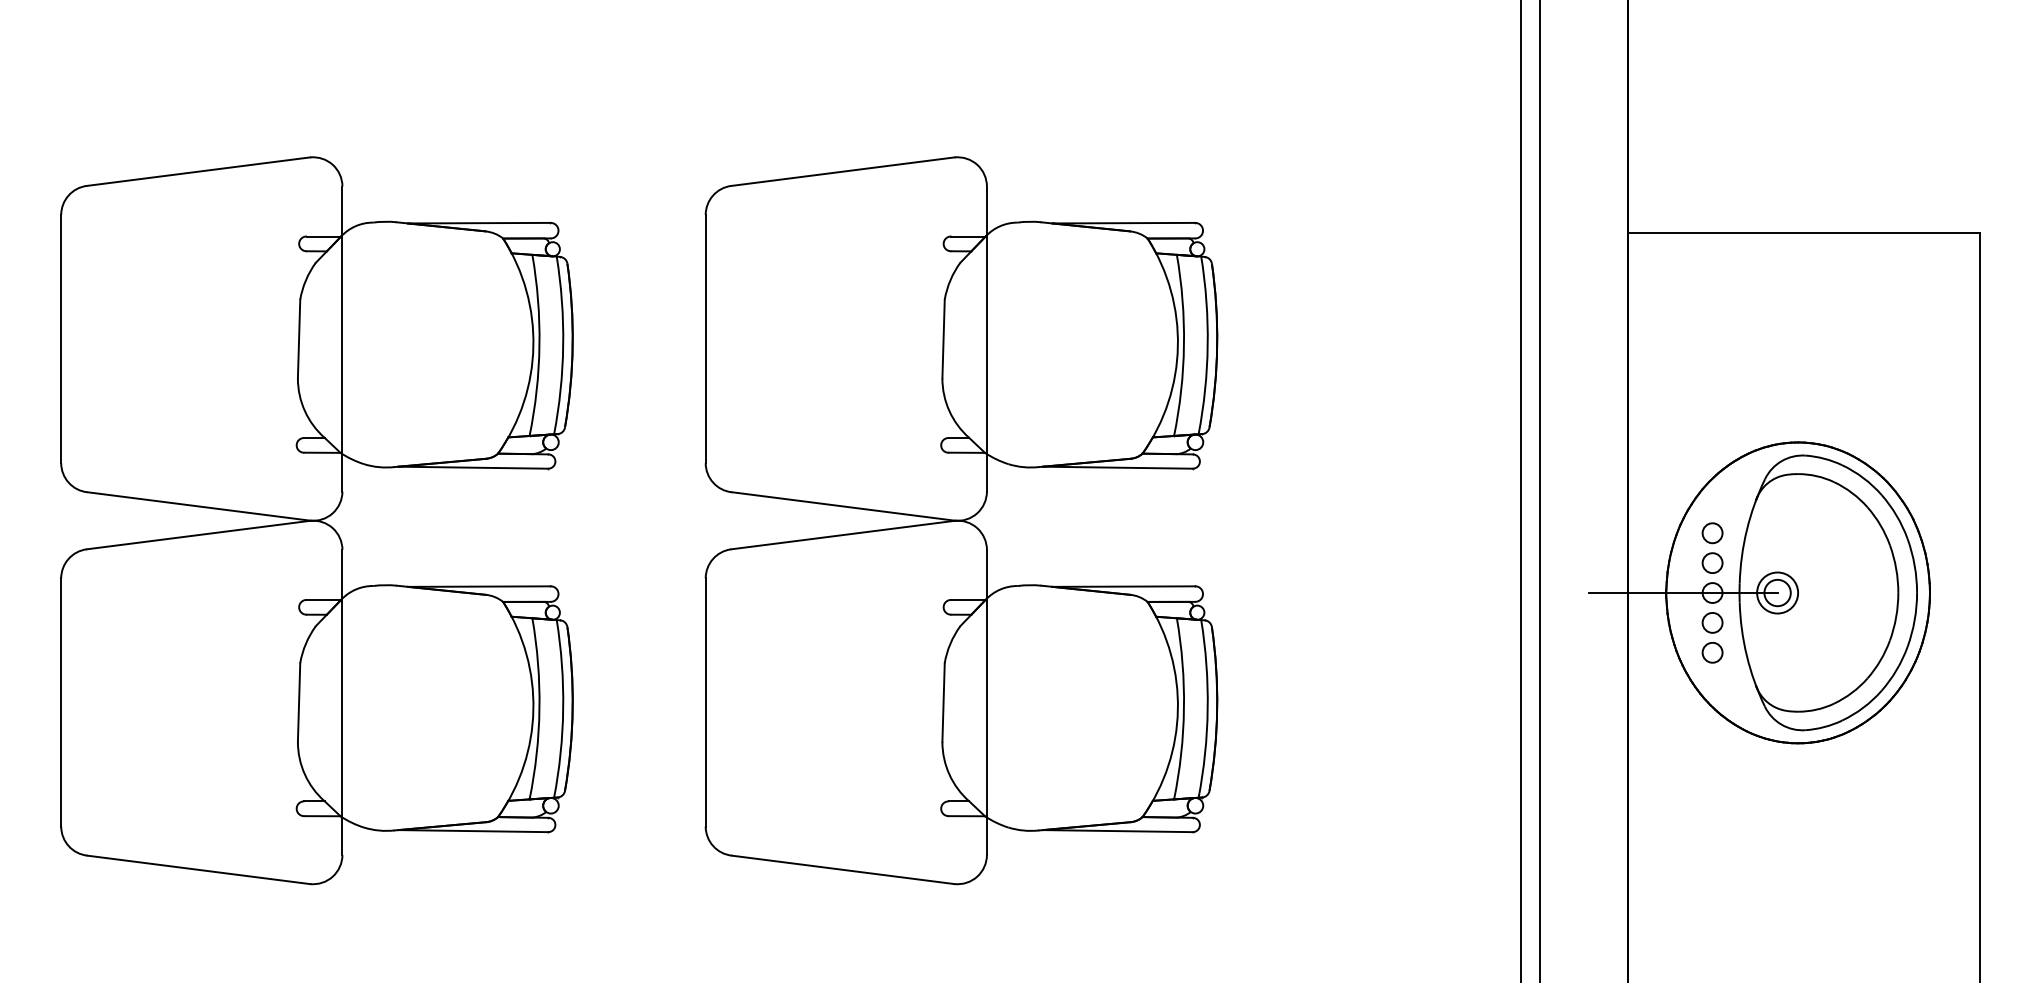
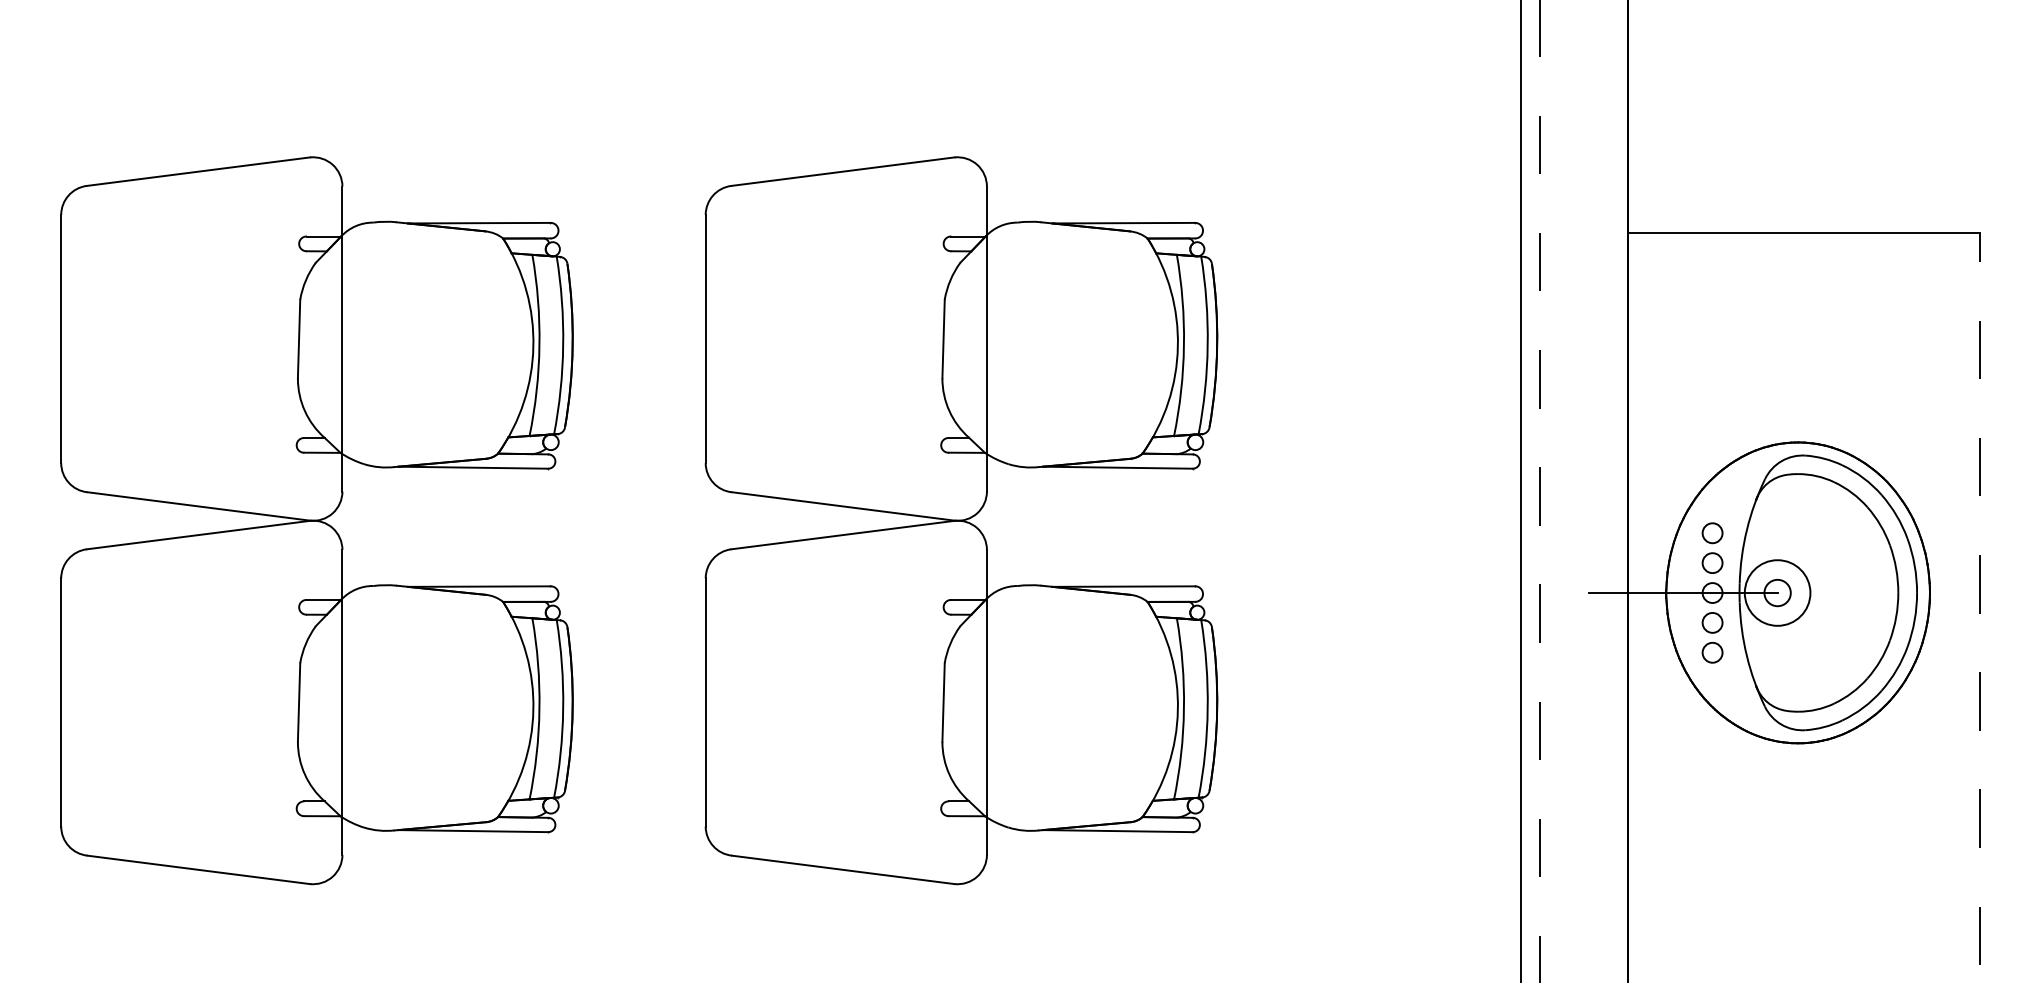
line: solid -> dashed (1540, 491)
circle diameter: 41 px -> 66 px (1777, 592)
line: solid -> dashed (1979, 607)
